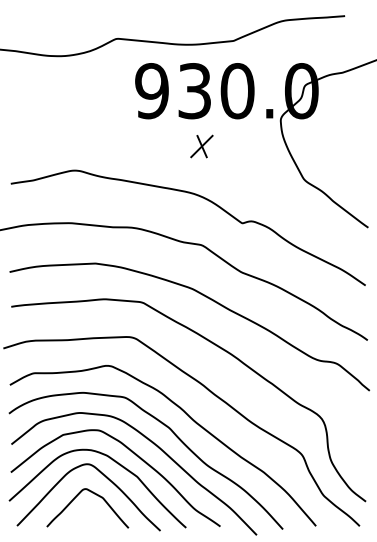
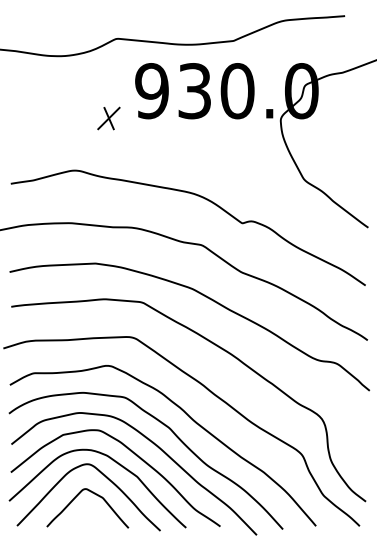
part position: (201, 146) -> (108, 118) (108, 118)
